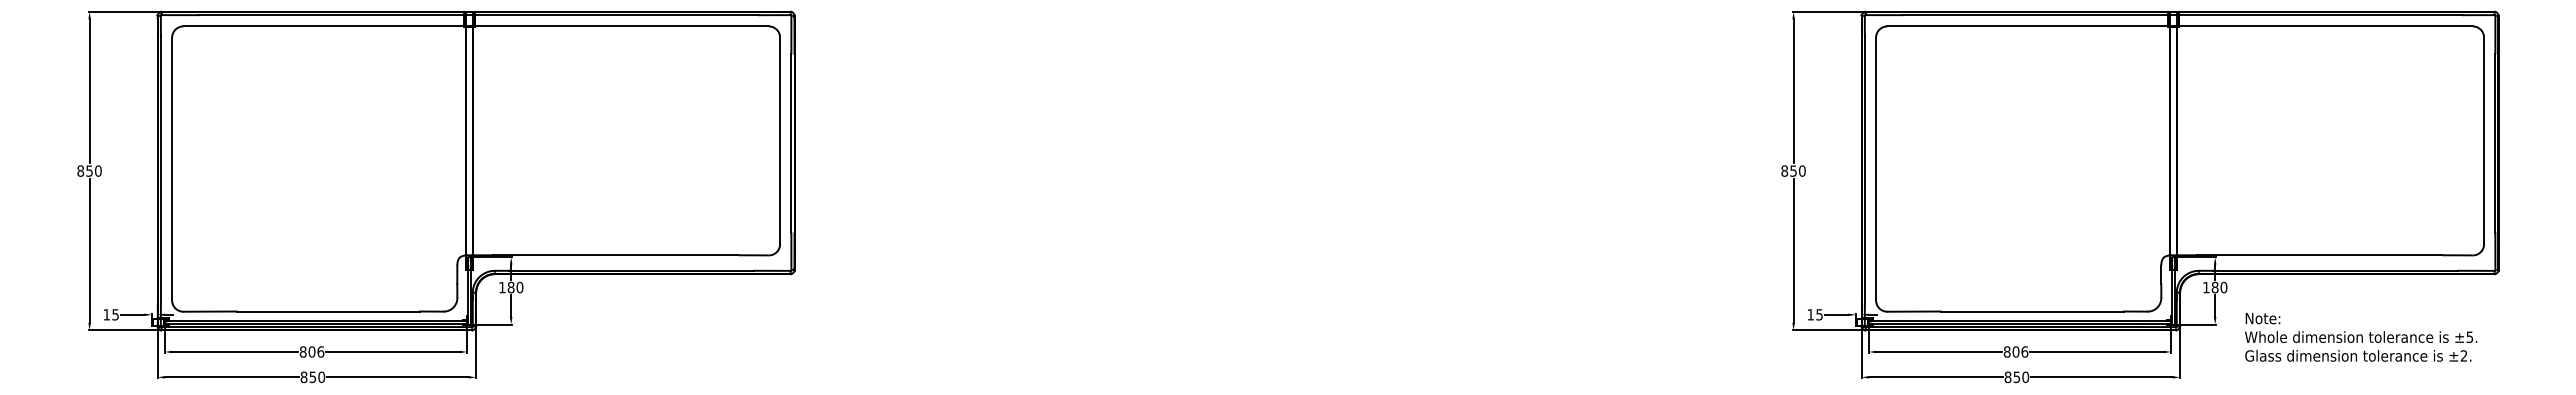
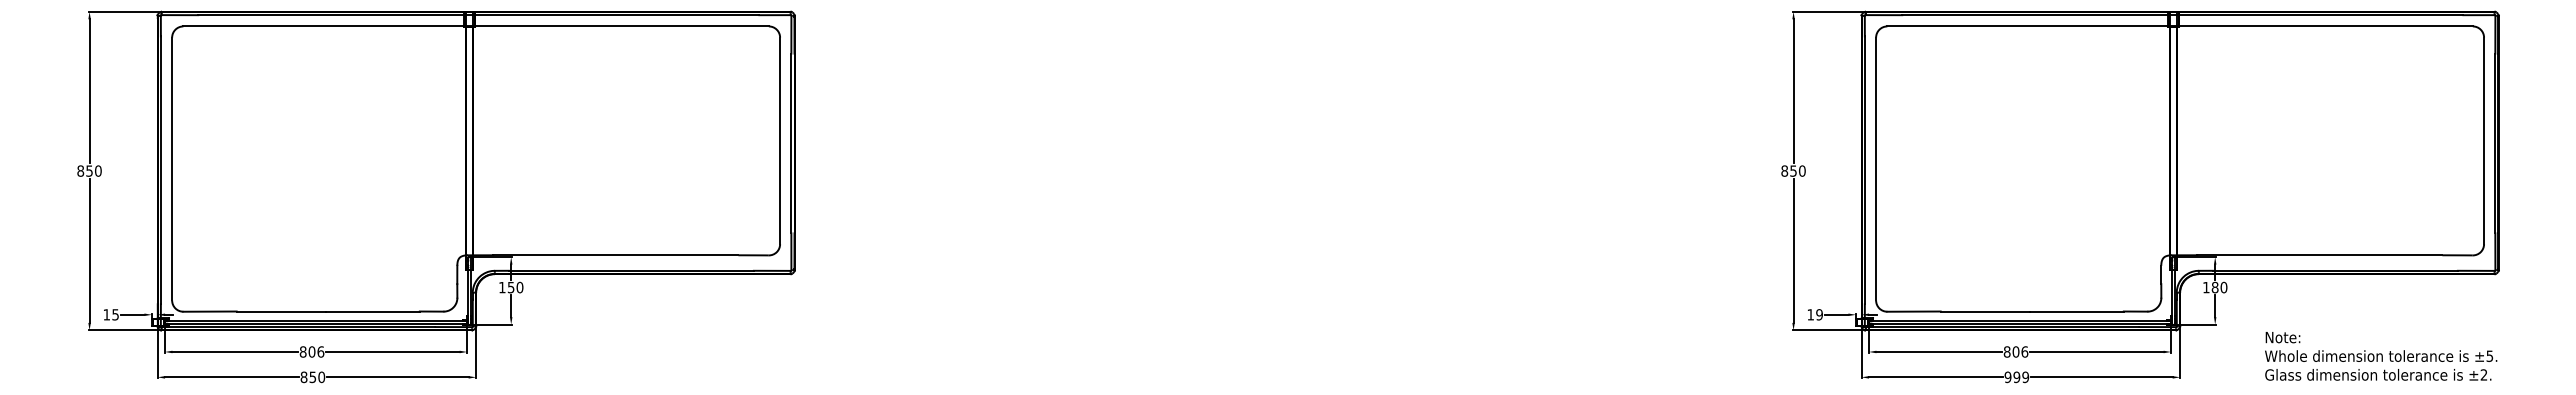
text: 180 -> 150 (510, 287)
text: 15 -> 19 (1819, 314)
text position: (2361, 337) -> (2381, 356) (2381, 356)
text: 850 -> 999 (2016, 377)
